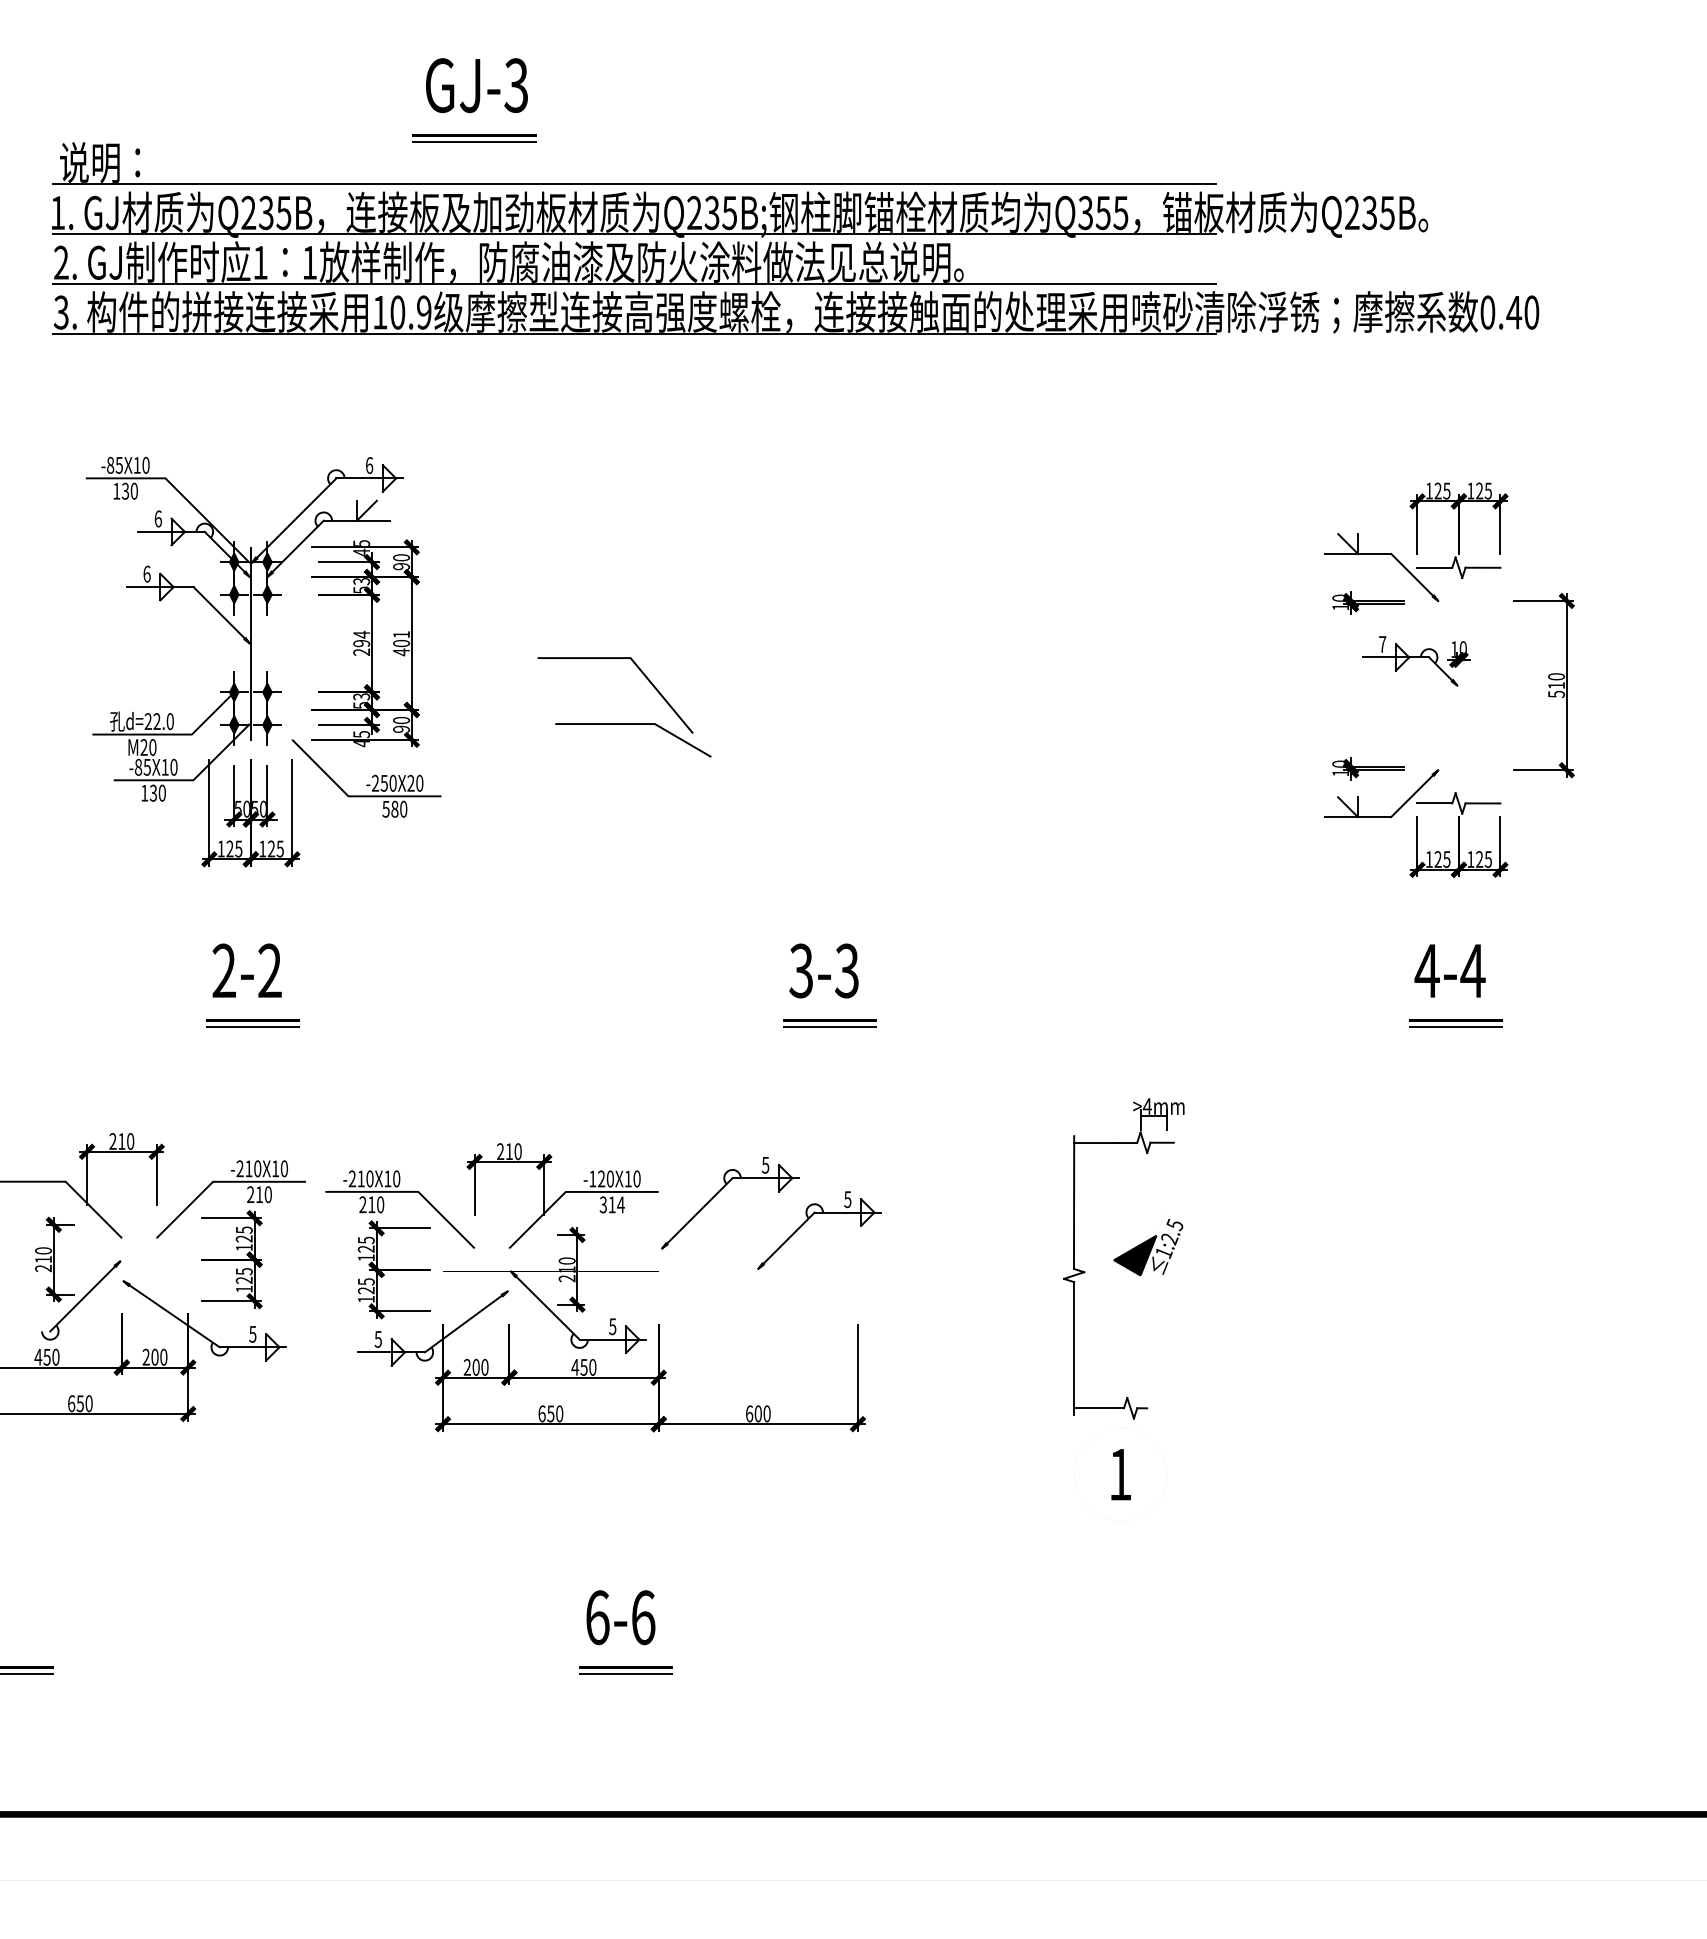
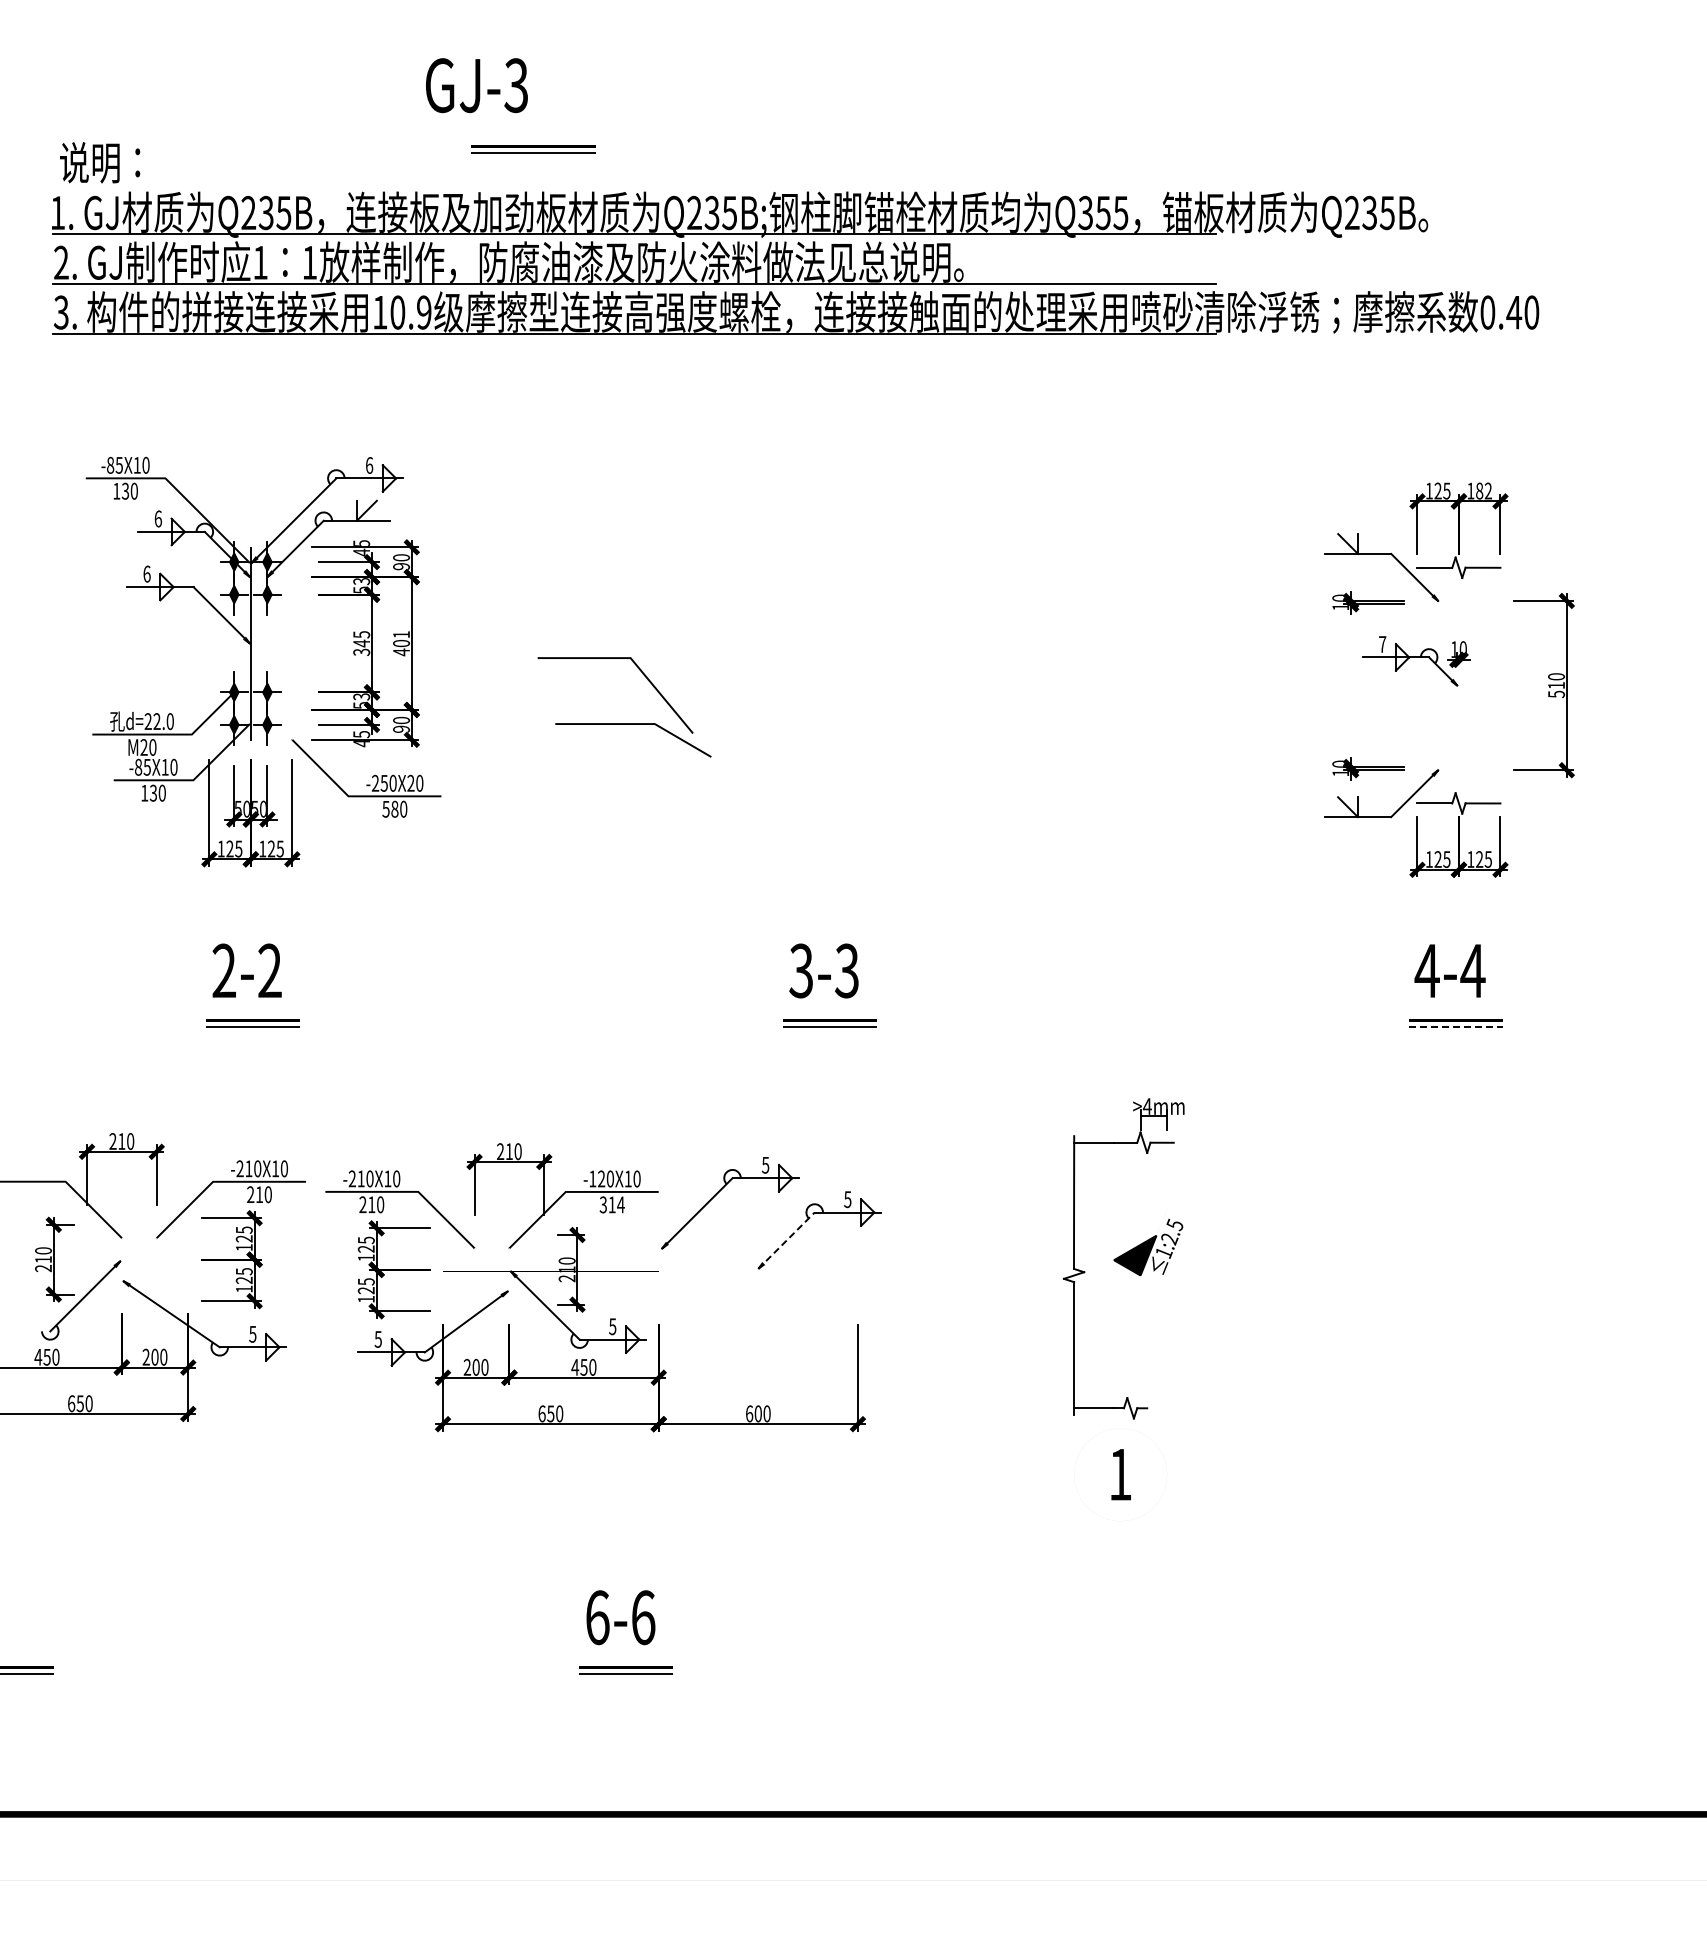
part position: (474, 138) -> (533, 149) (533, 149)
line: present -> none (633, 184)
text: 125 -> 182 (1484, 490)
text: 294 -> 345 (361, 642)
line: solid -> dashed (1456, 1027)
line: solid -> dashed (786, 1240)
